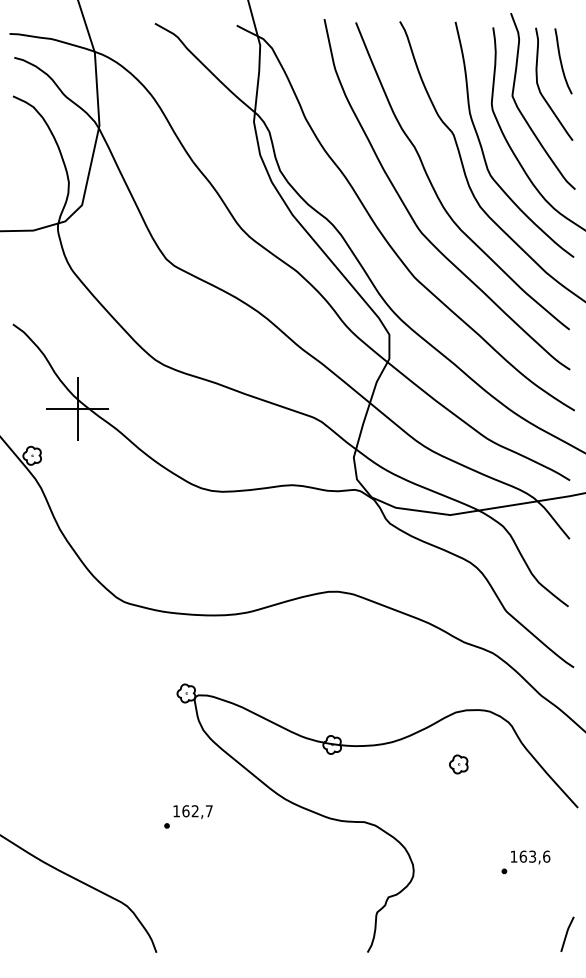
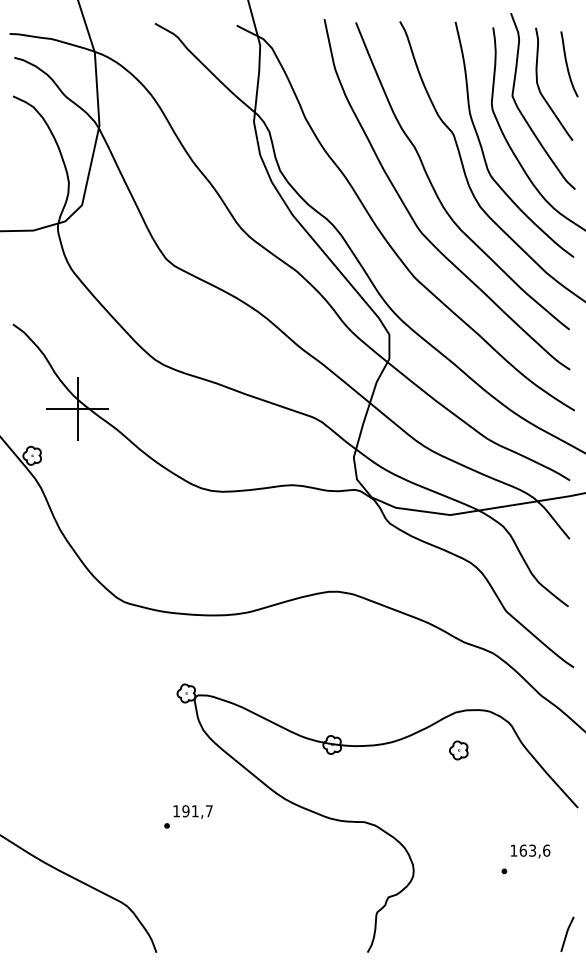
curve position: (561, 61) -> (567, 64) (567, 64)
part position: (458, 764) -> (458, 750) (458, 750)
text: 162,7 -> 191,7 (190, 811)
text position: (530, 857) -> (530, 851) (530, 851)
